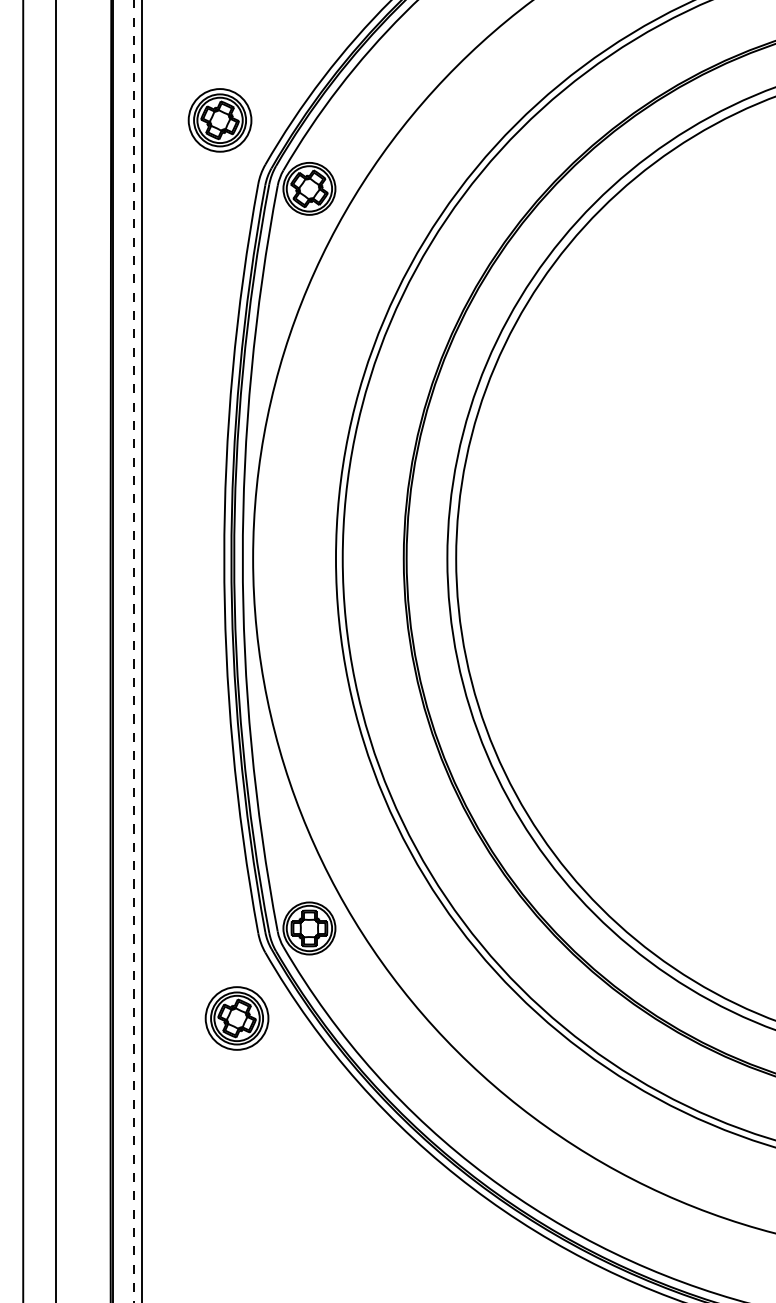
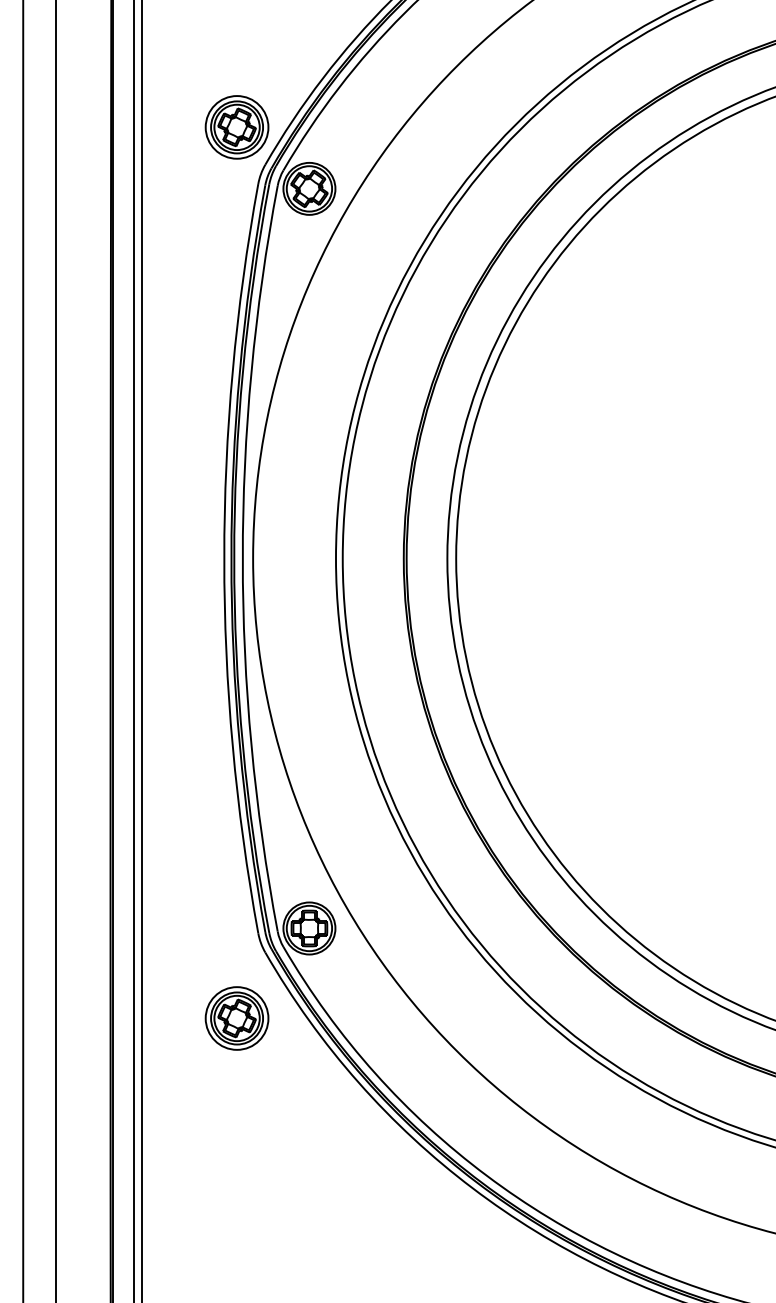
part position: (219, 120) -> (236, 127) (236, 127)
line: dashed -> solid (134, 651)
